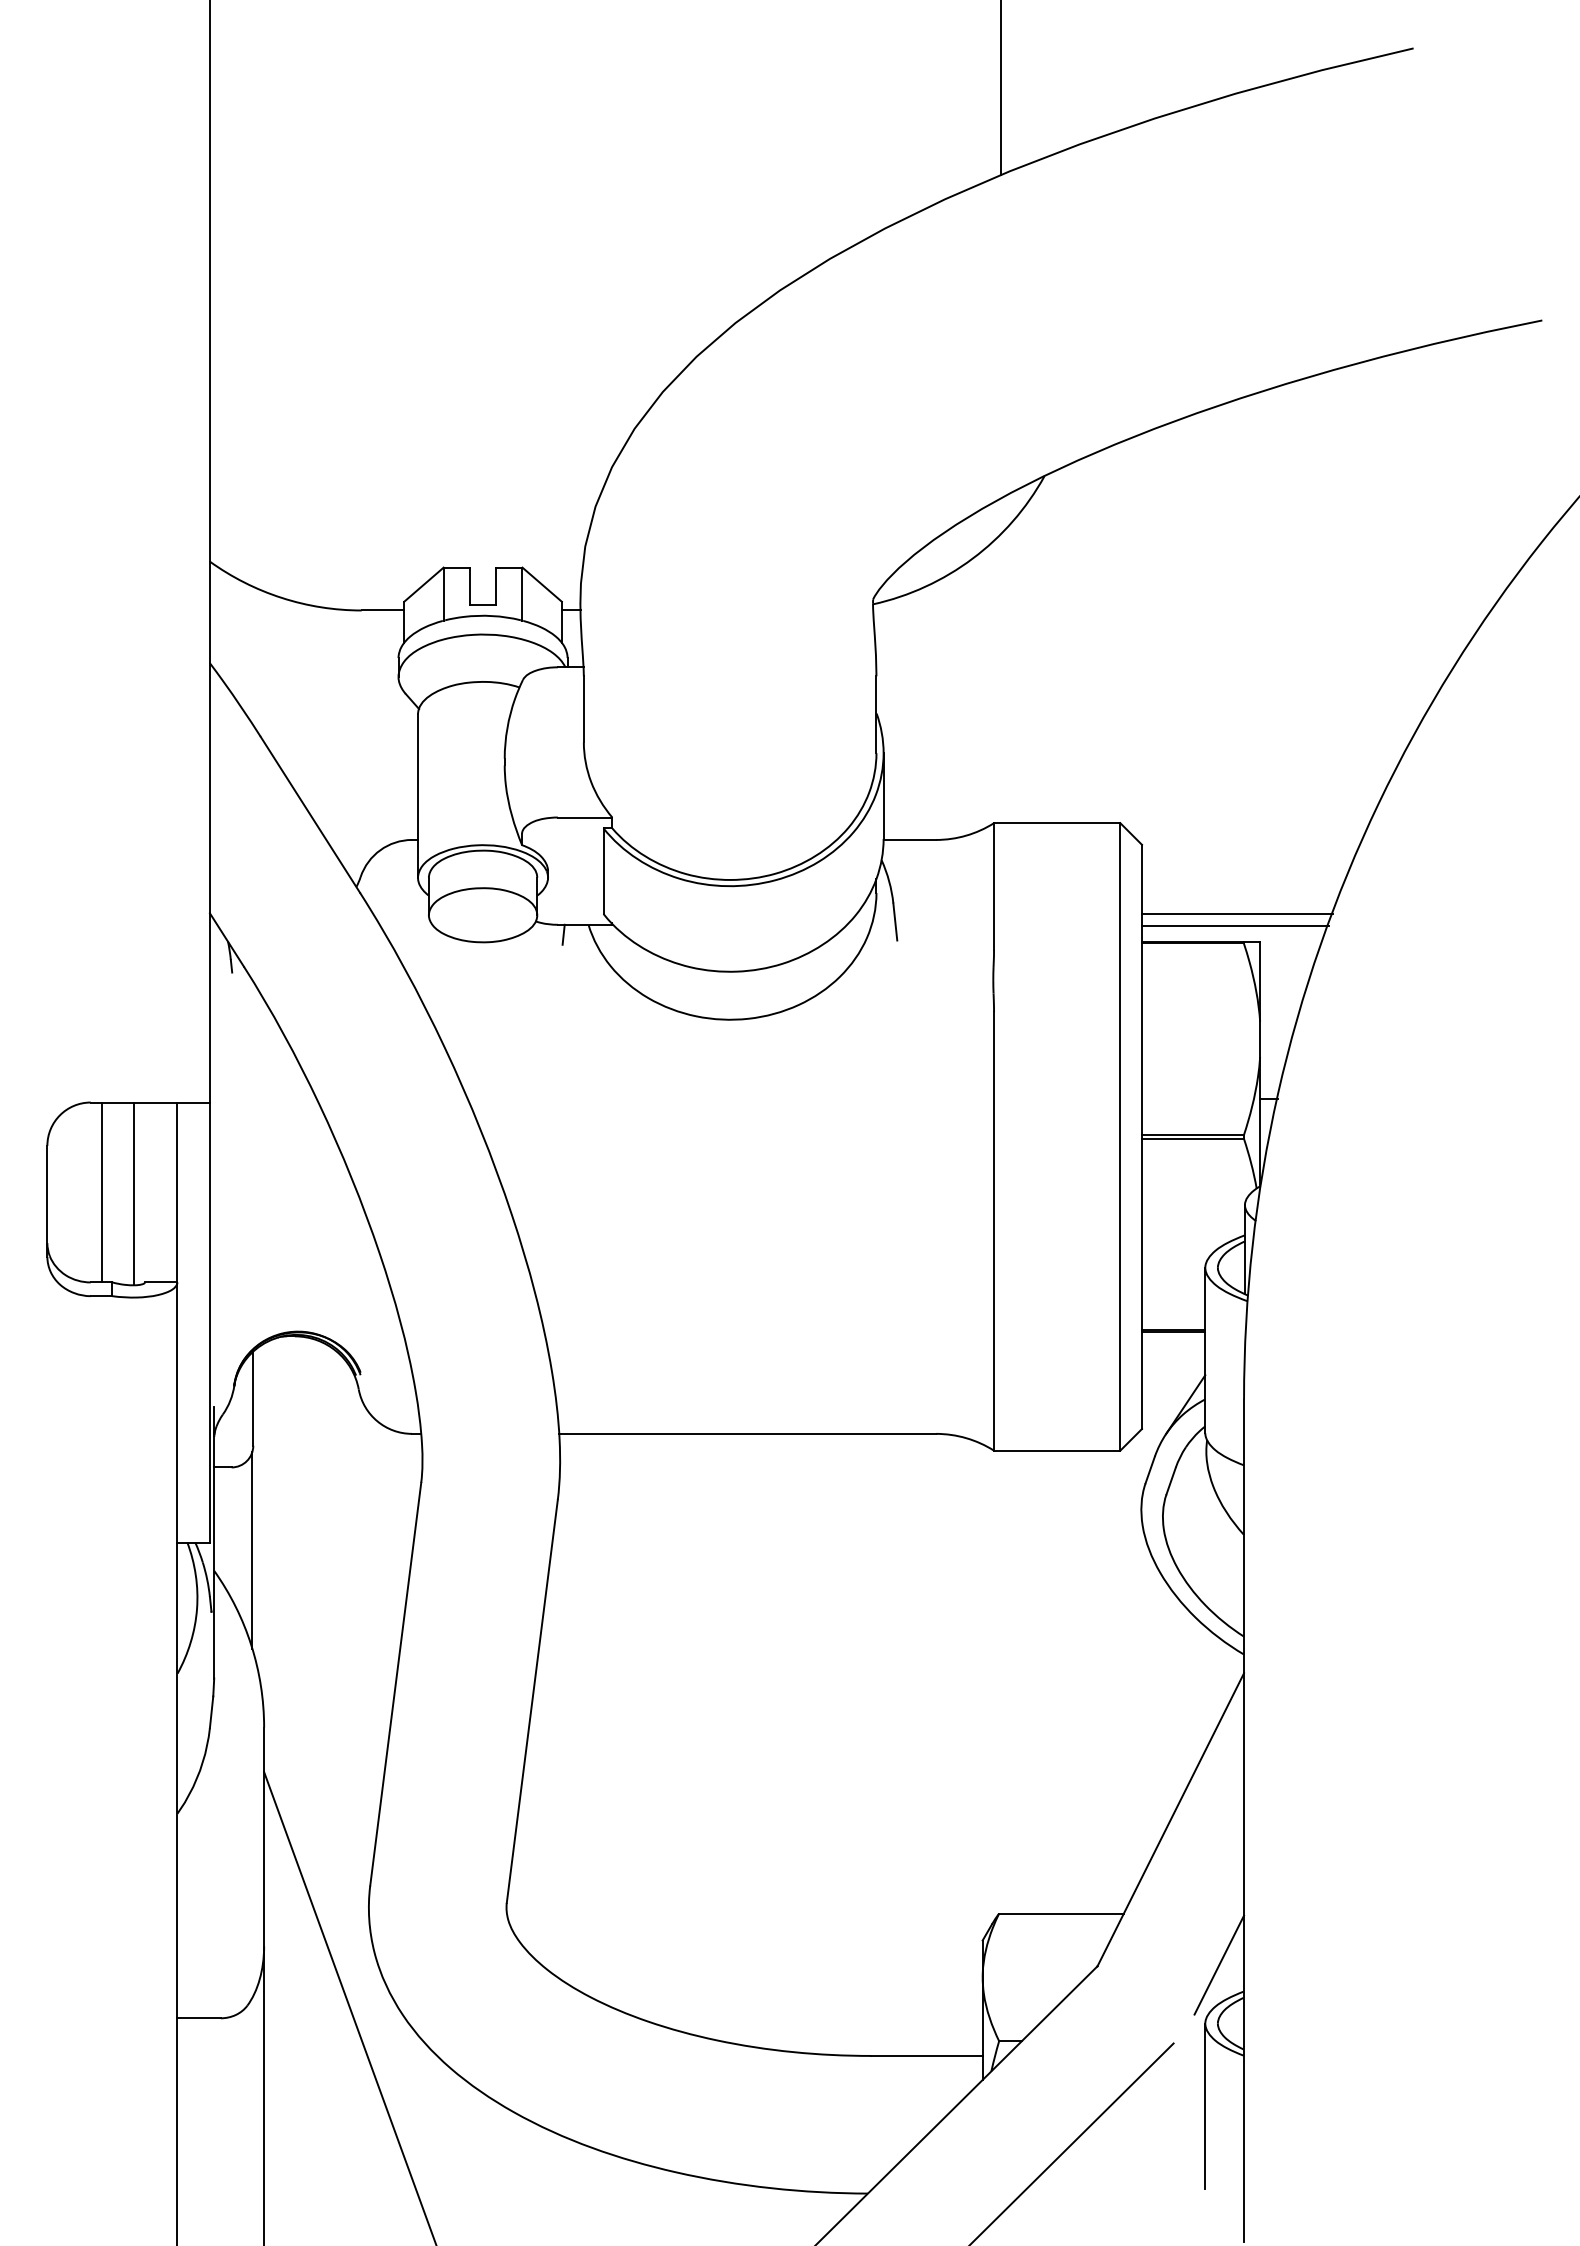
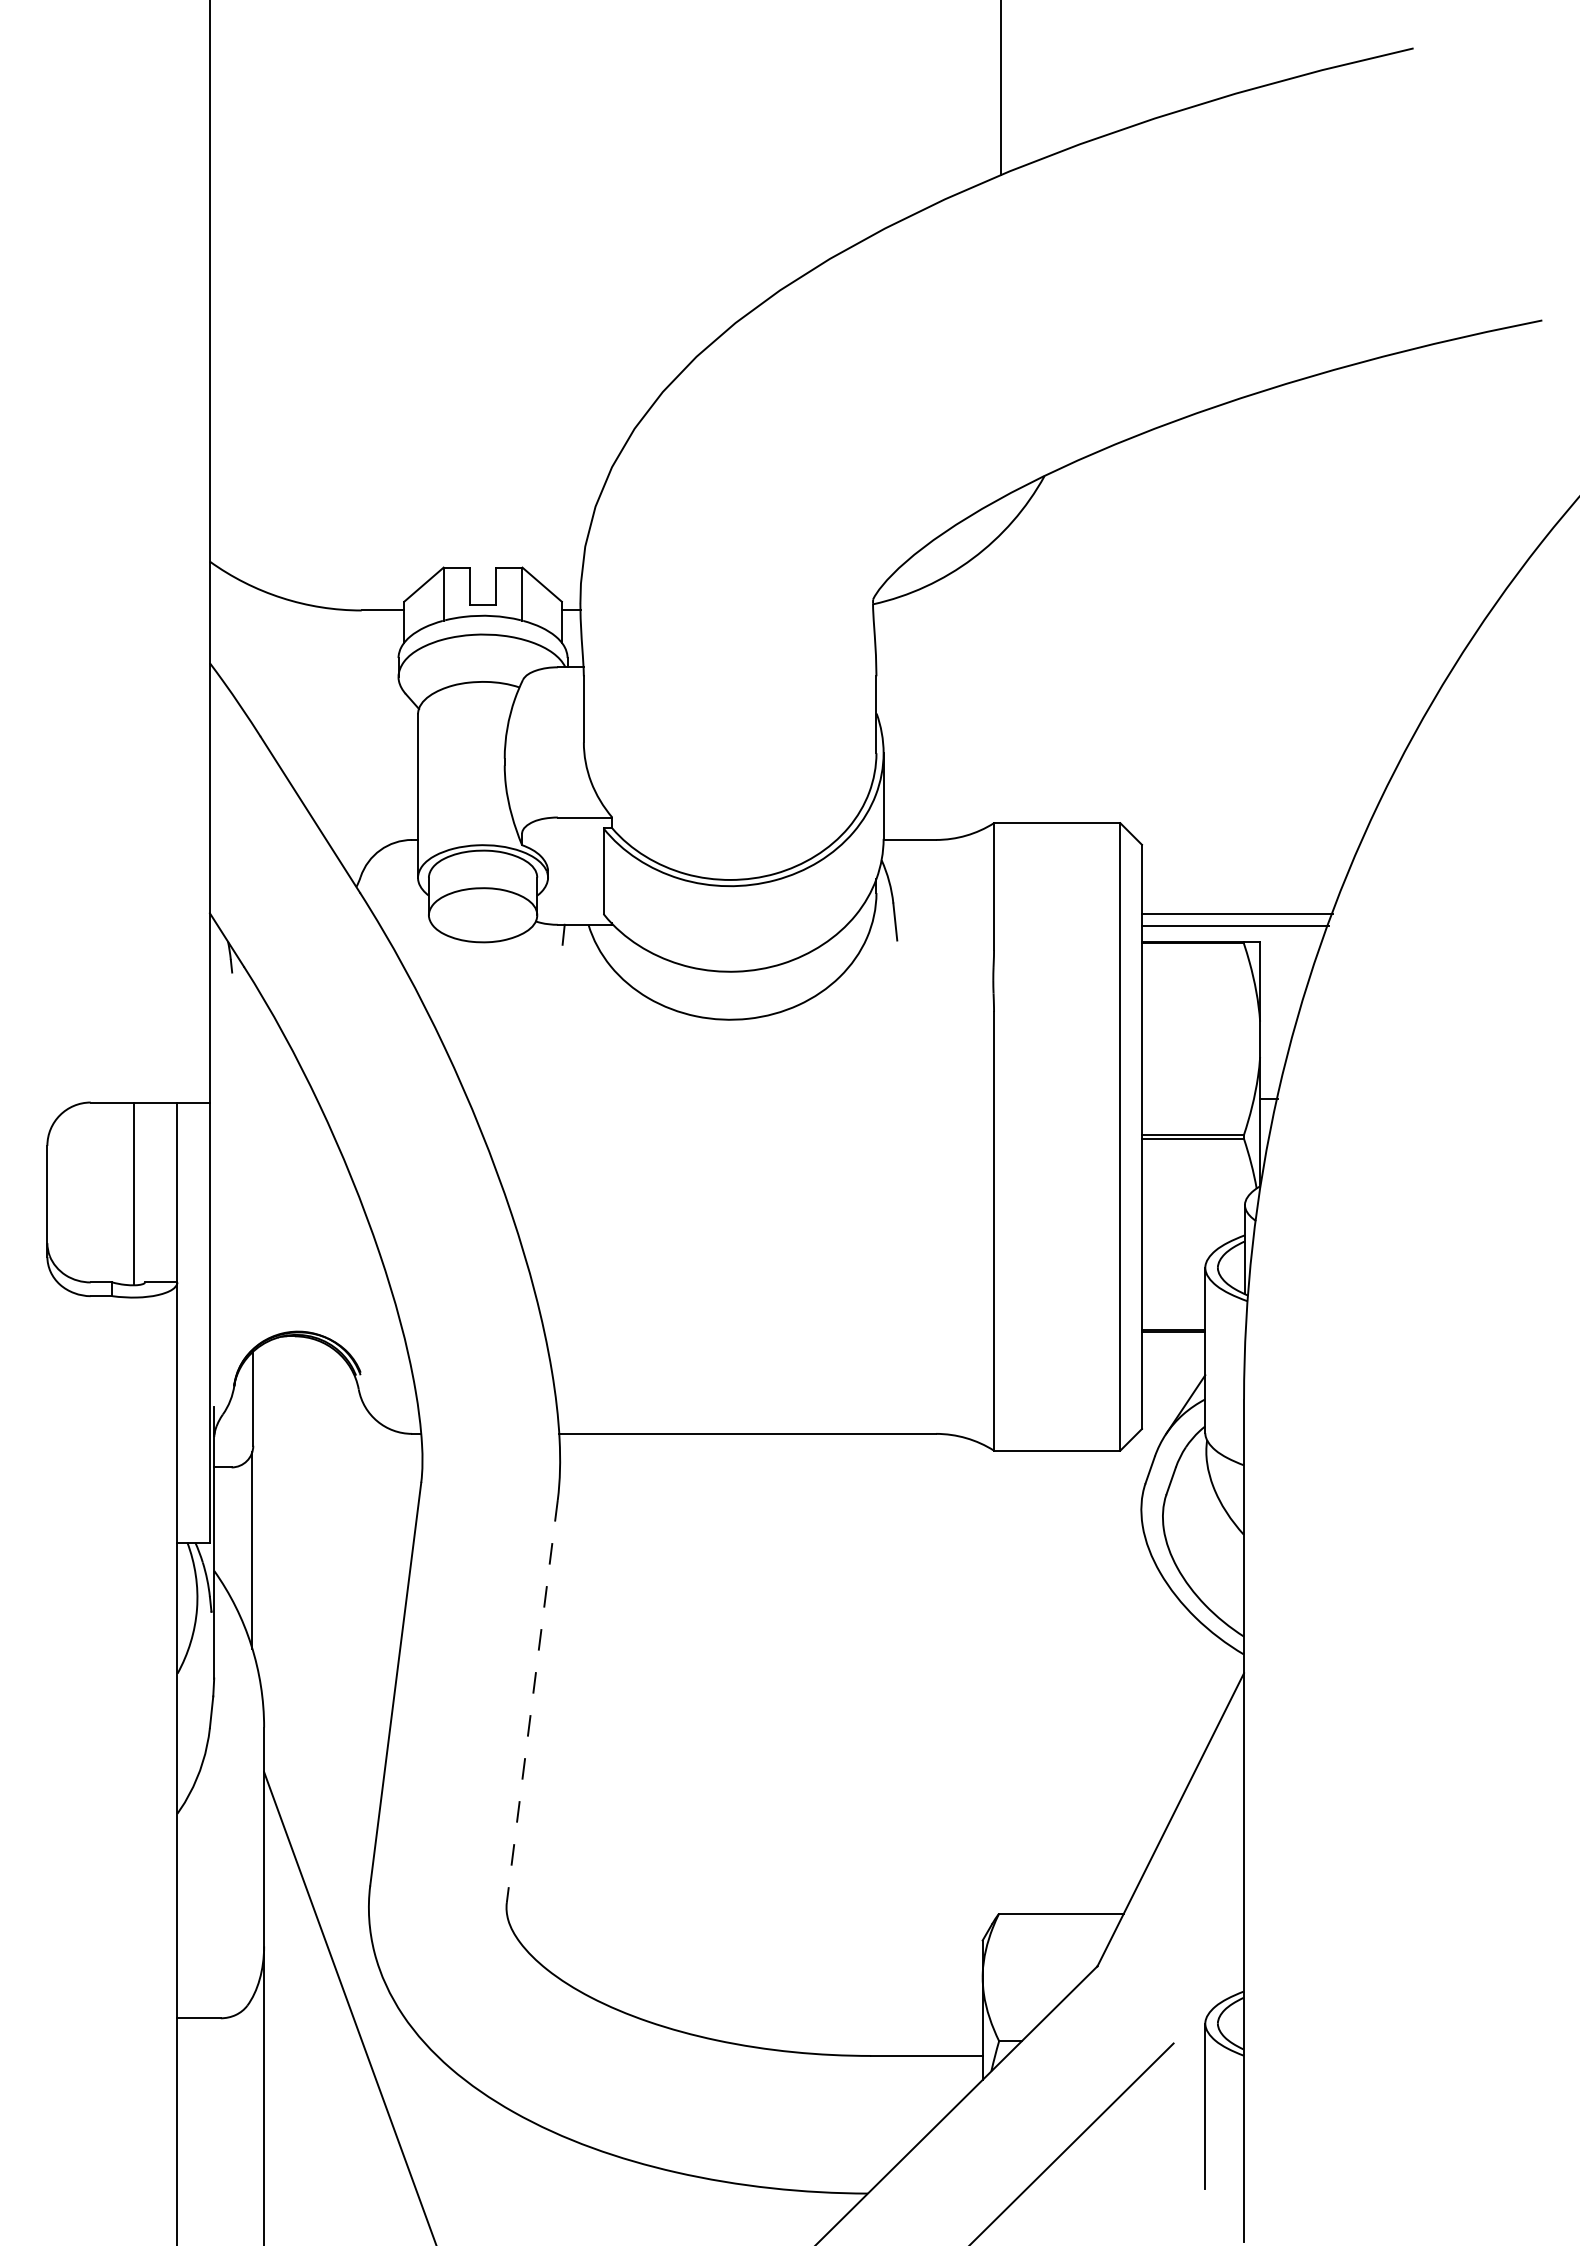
line: present -> none (101, 1192)
line: solid -> dashed (532, 1701)
line: present -> none (1219, 1964)
